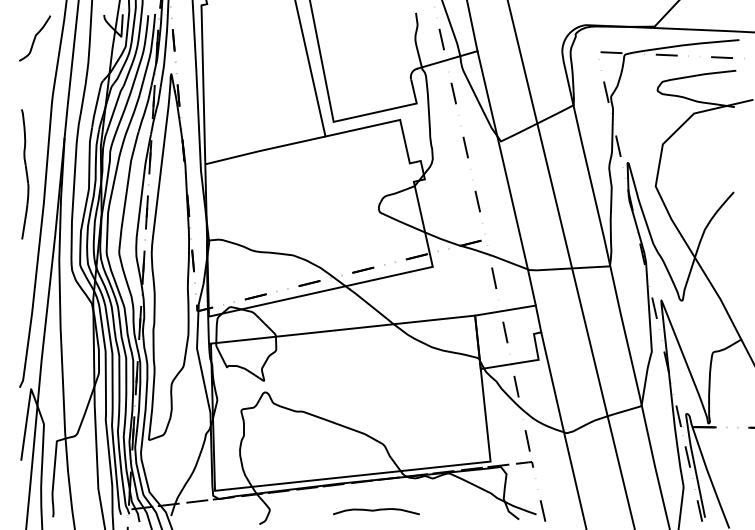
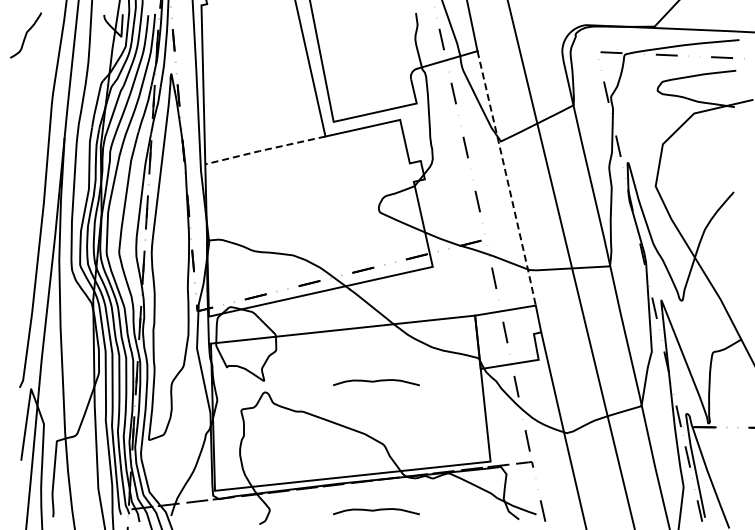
curve position: (34, 38) -> (25, 35) (25, 35)
line: solid -> dashed (264, 150)
part: present -> none (25, 174)
line: solid -> dashed (507, 179)
curve: none -> present (376, 382)
